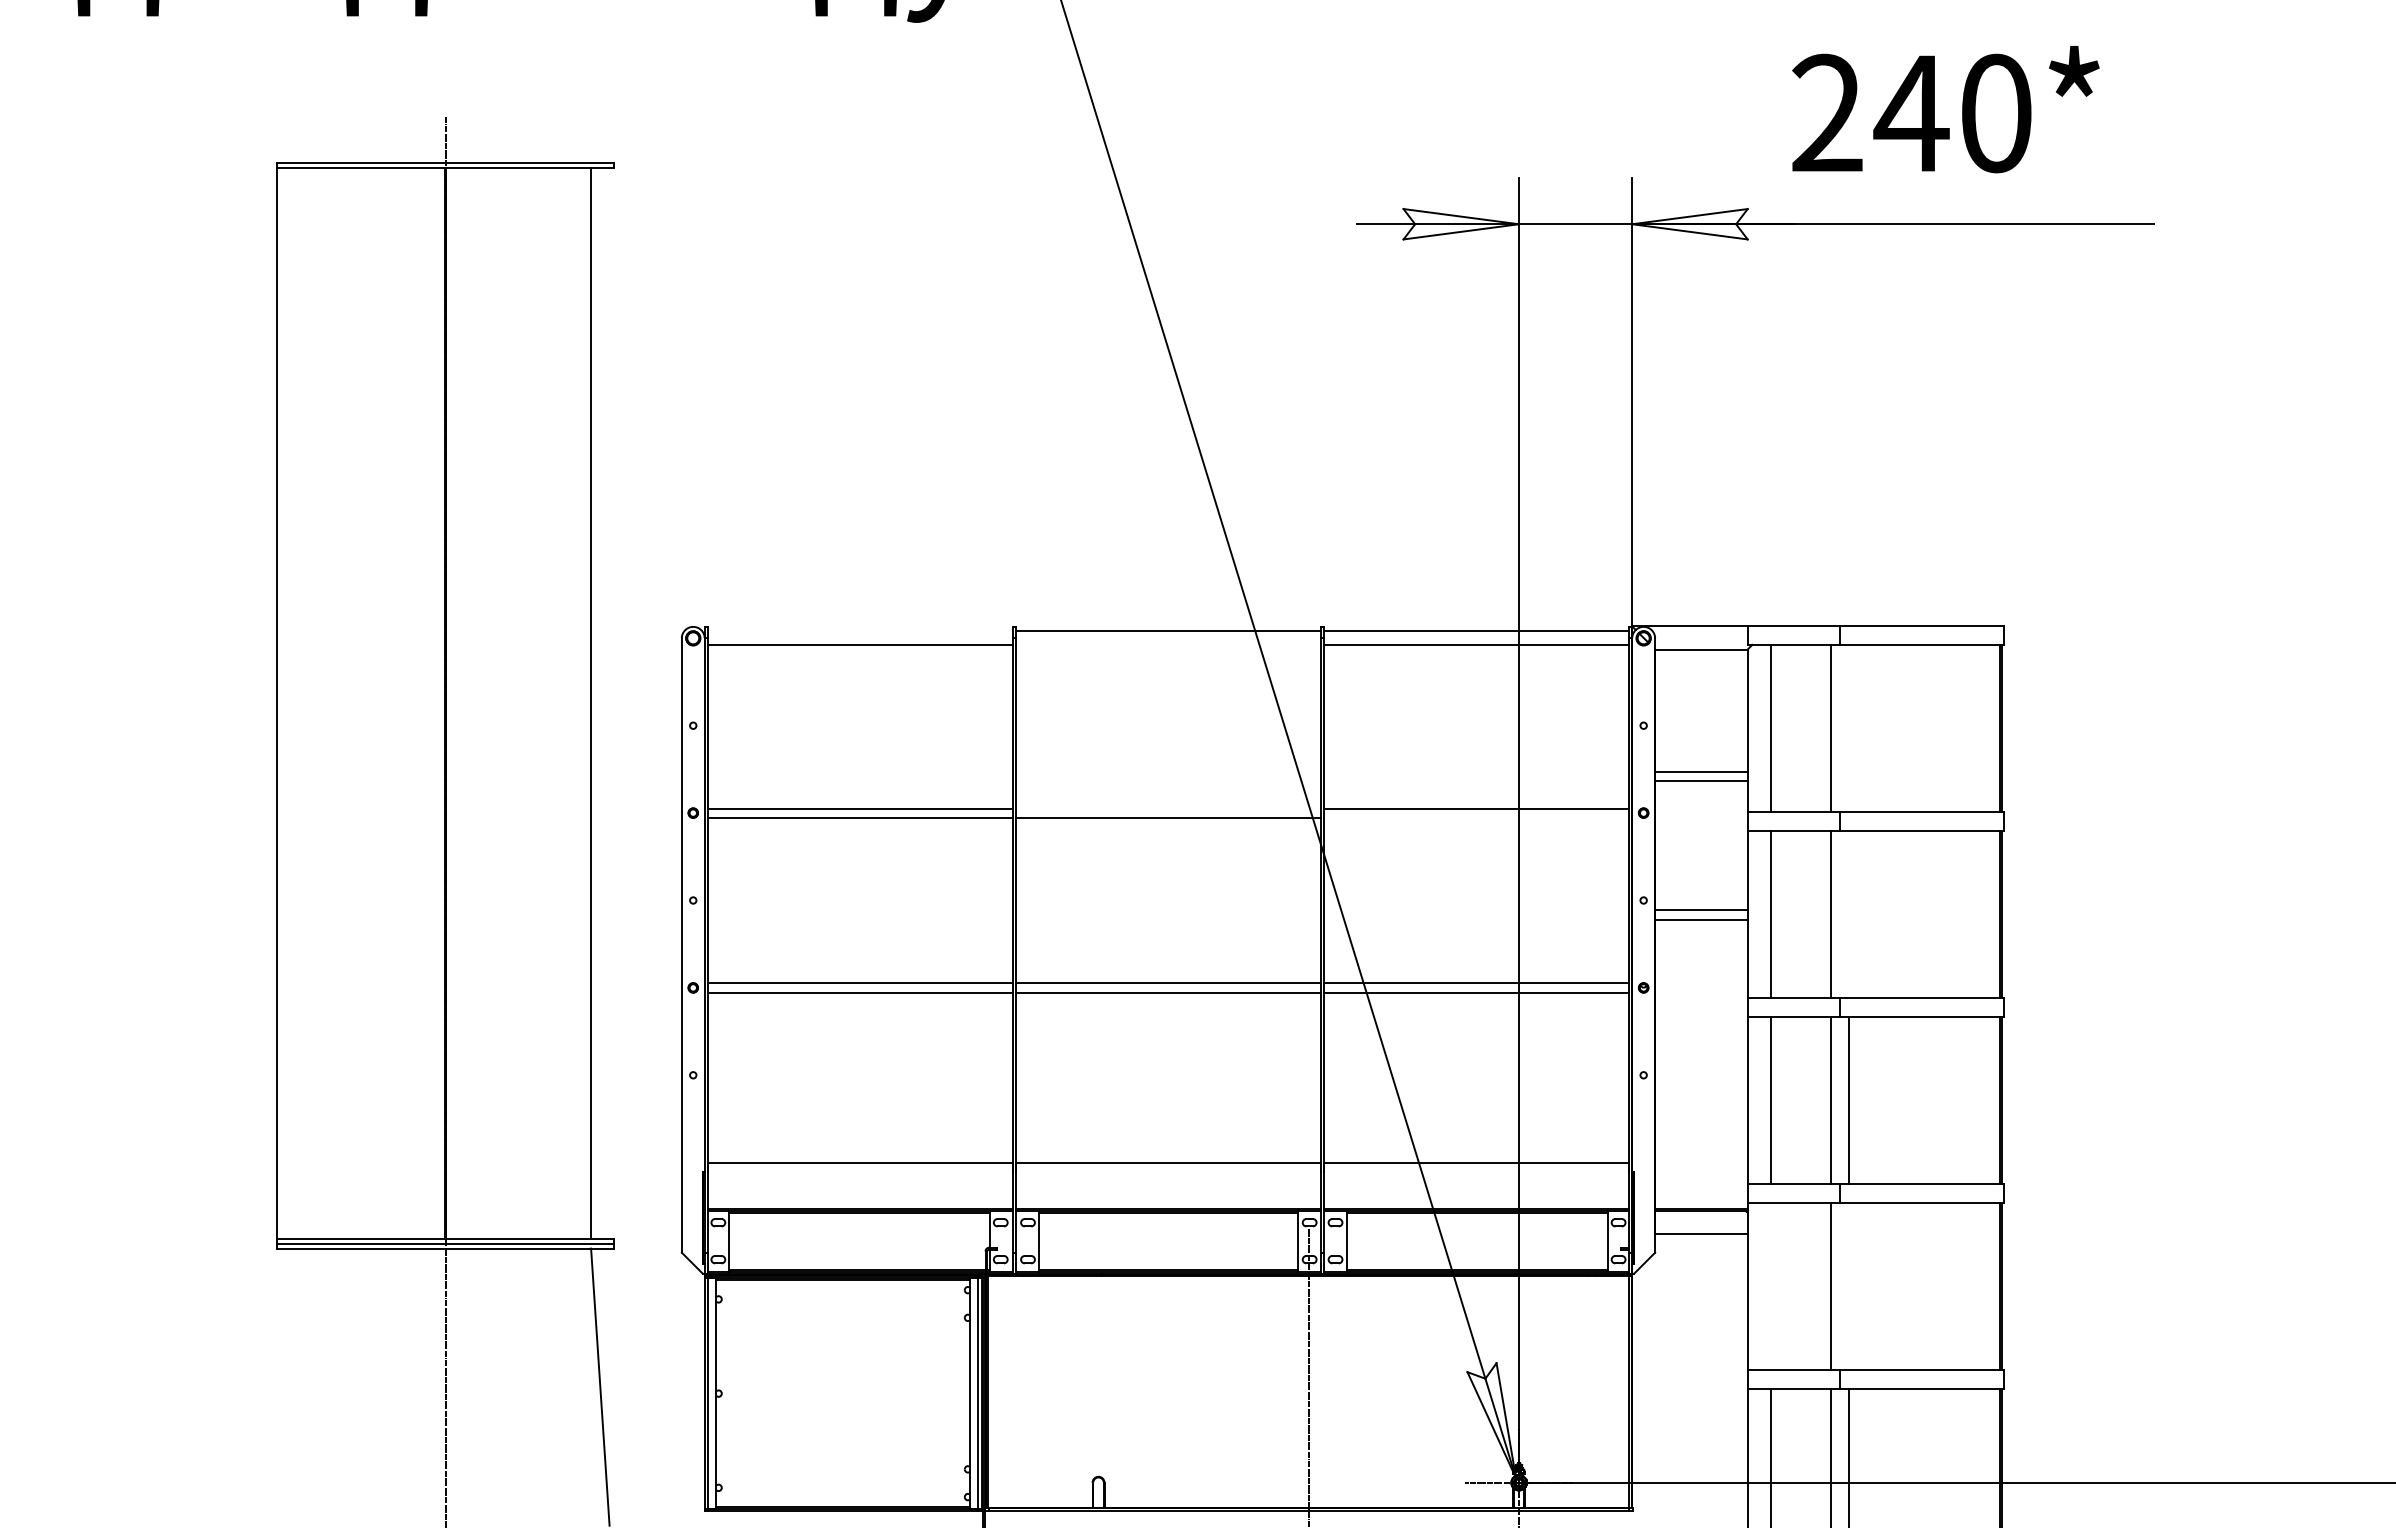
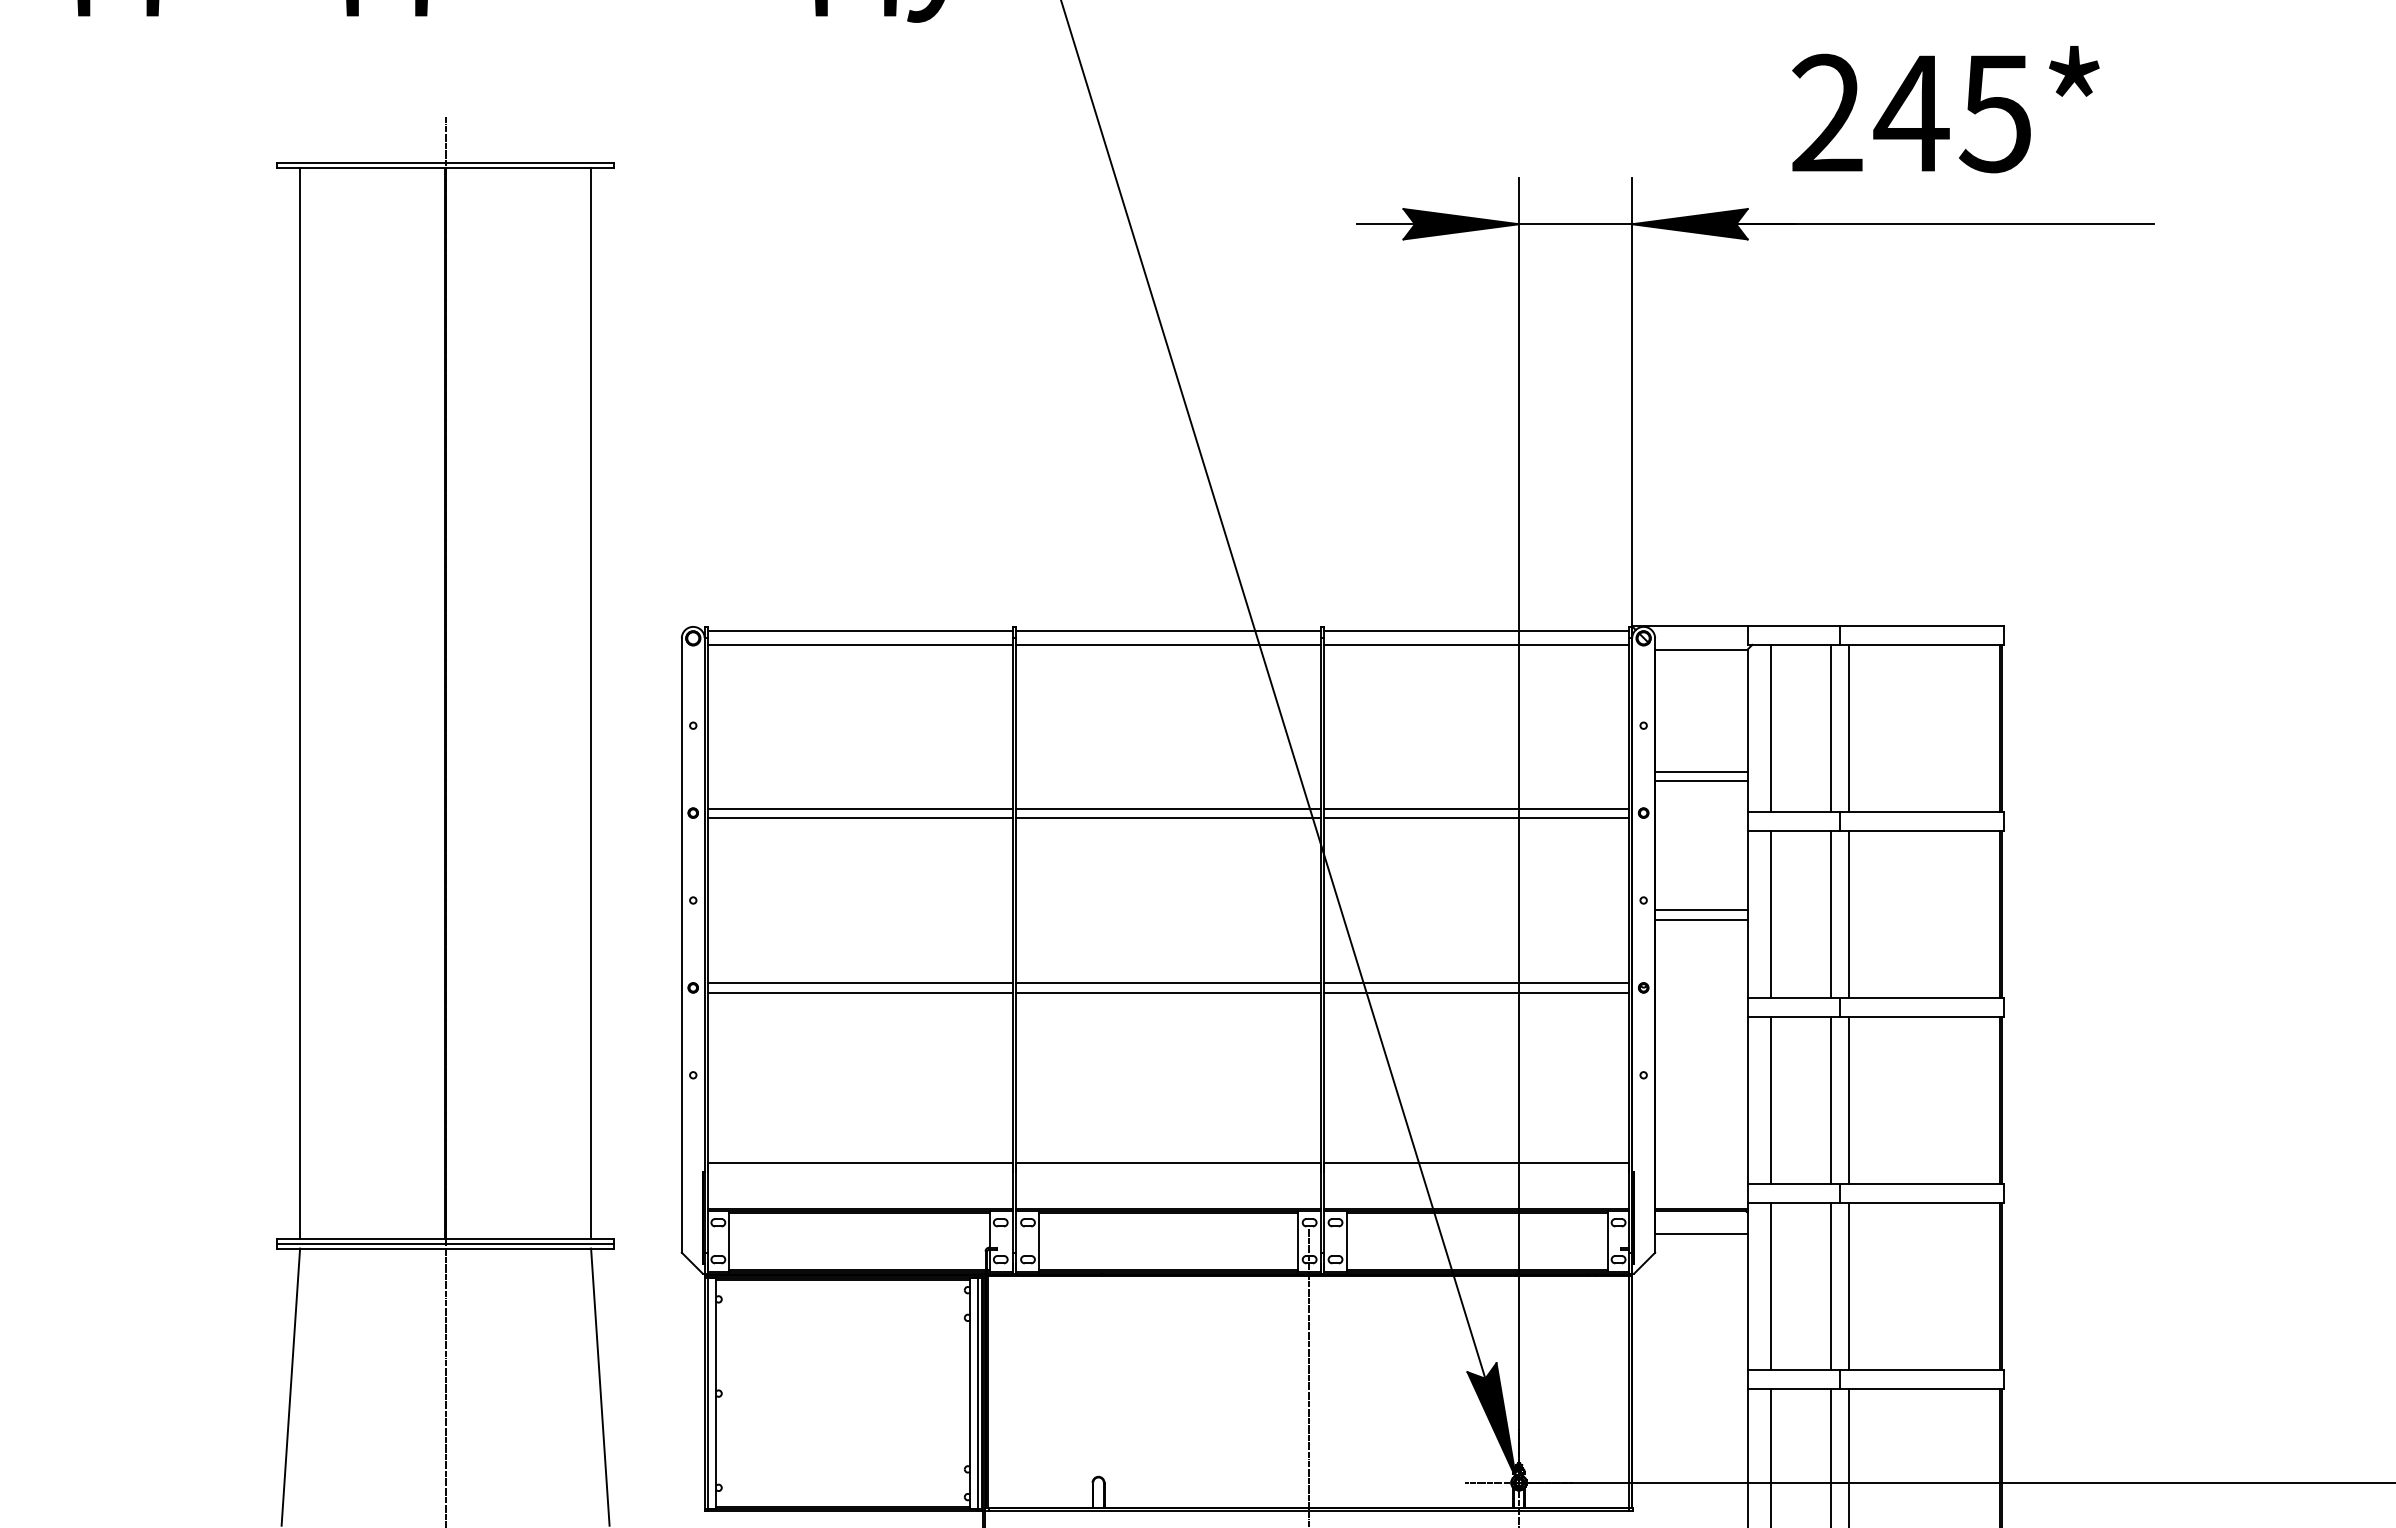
text: 240* -> 245* (1995, 113)
fill: none -> present (1461, 224)
fill: none -> present (1689, 224)
line: none -> present (859, 631)
line: none -> present (1168, 645)
line position: (277, 703) -> (300, 703) (300, 703)
line: none -> present (1849, 728)
line: none -> present (1168, 808)
line: none -> present (1476, 817)
line: none -> present (1849, 914)
line: none -> present (1770, 1286)
line: none -> present (1849, 1286)
line: none -> present (290, 1386)
fill: none -> present (1491, 1420)
